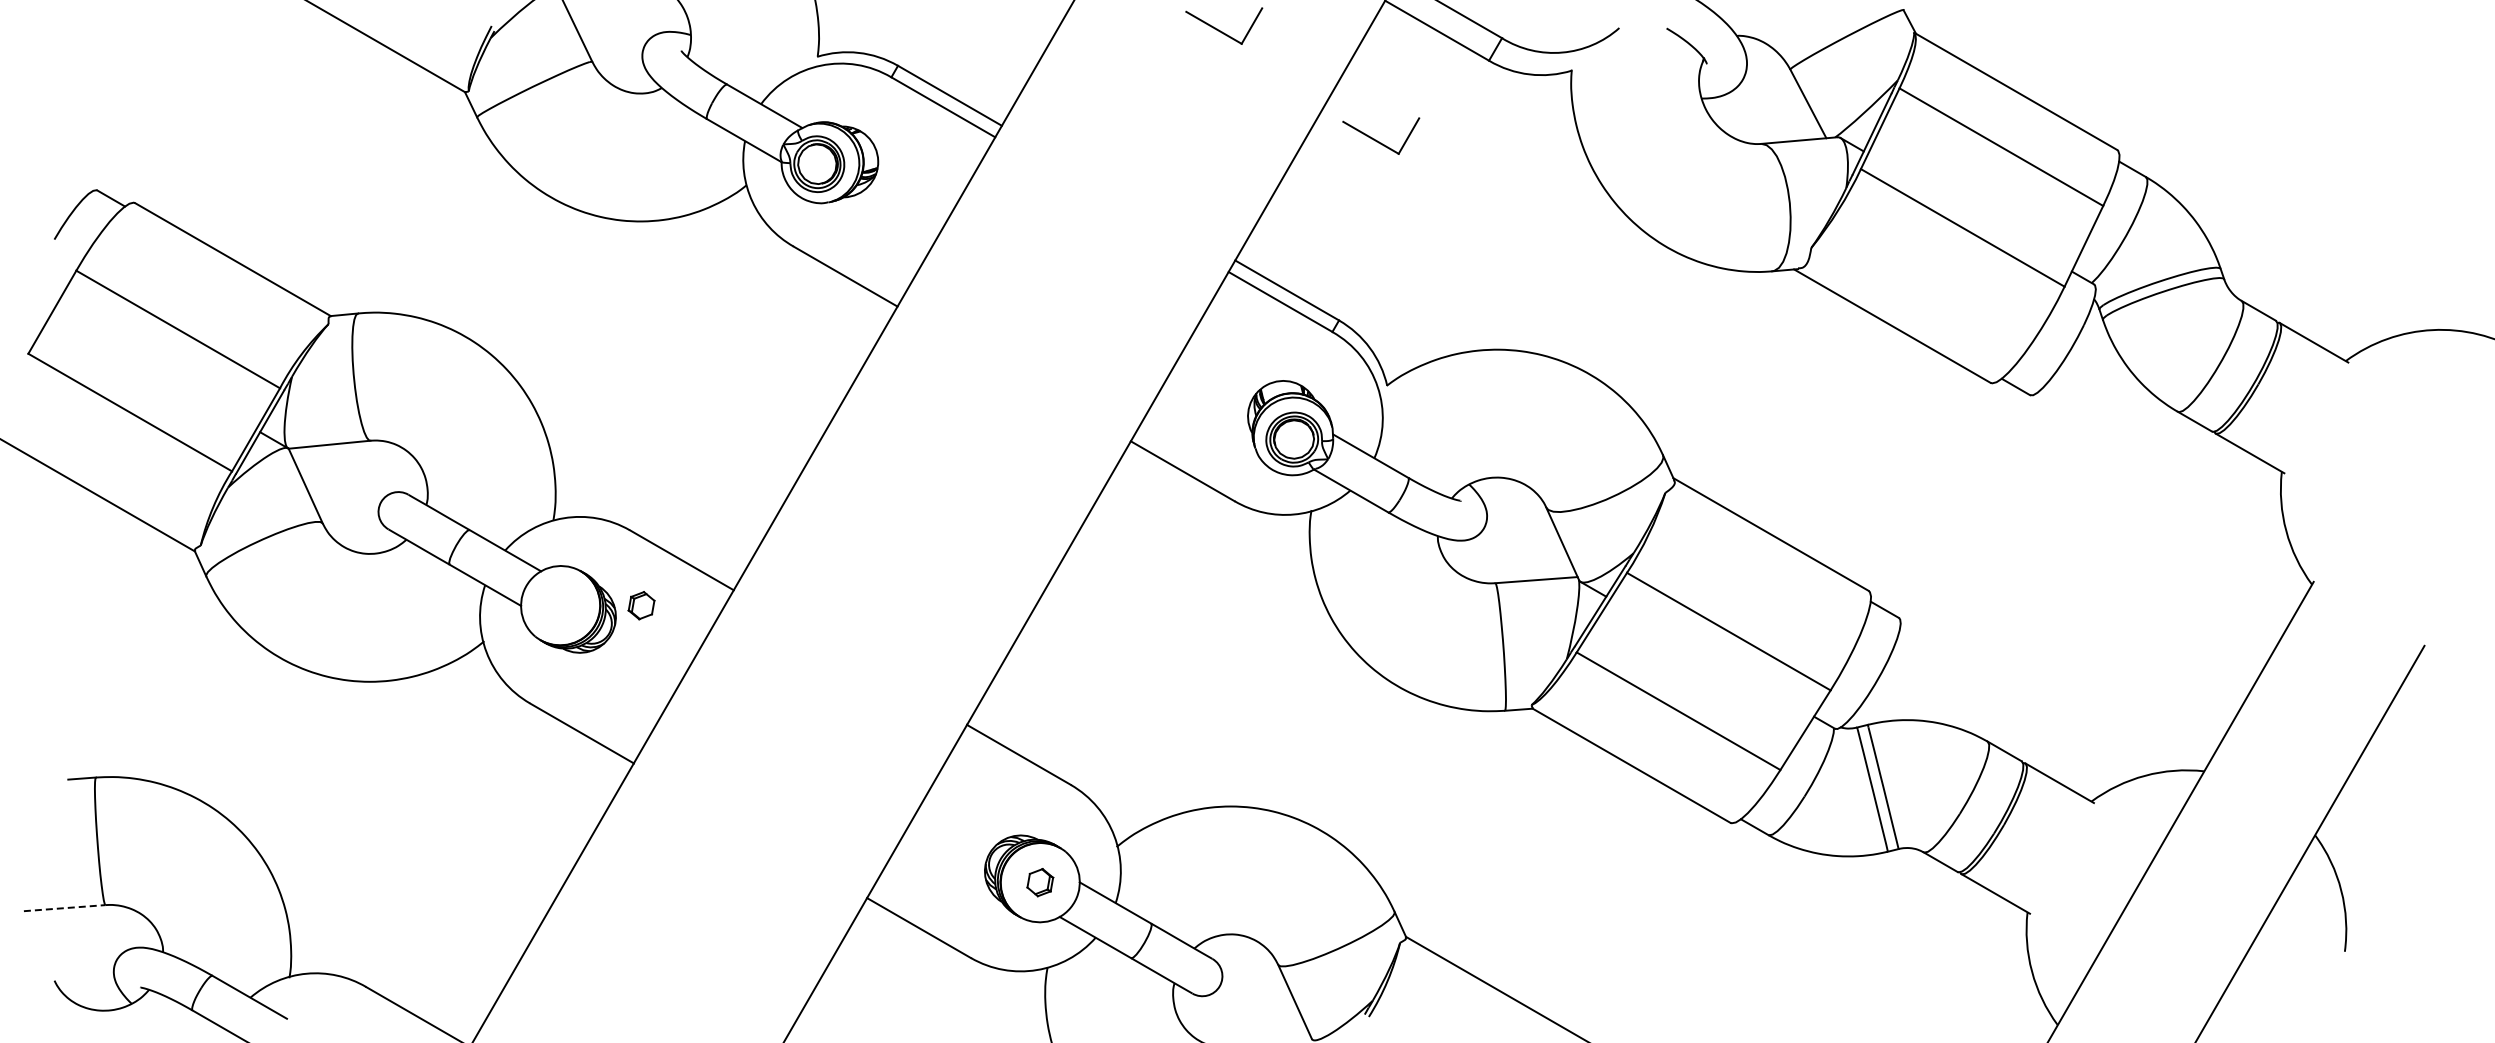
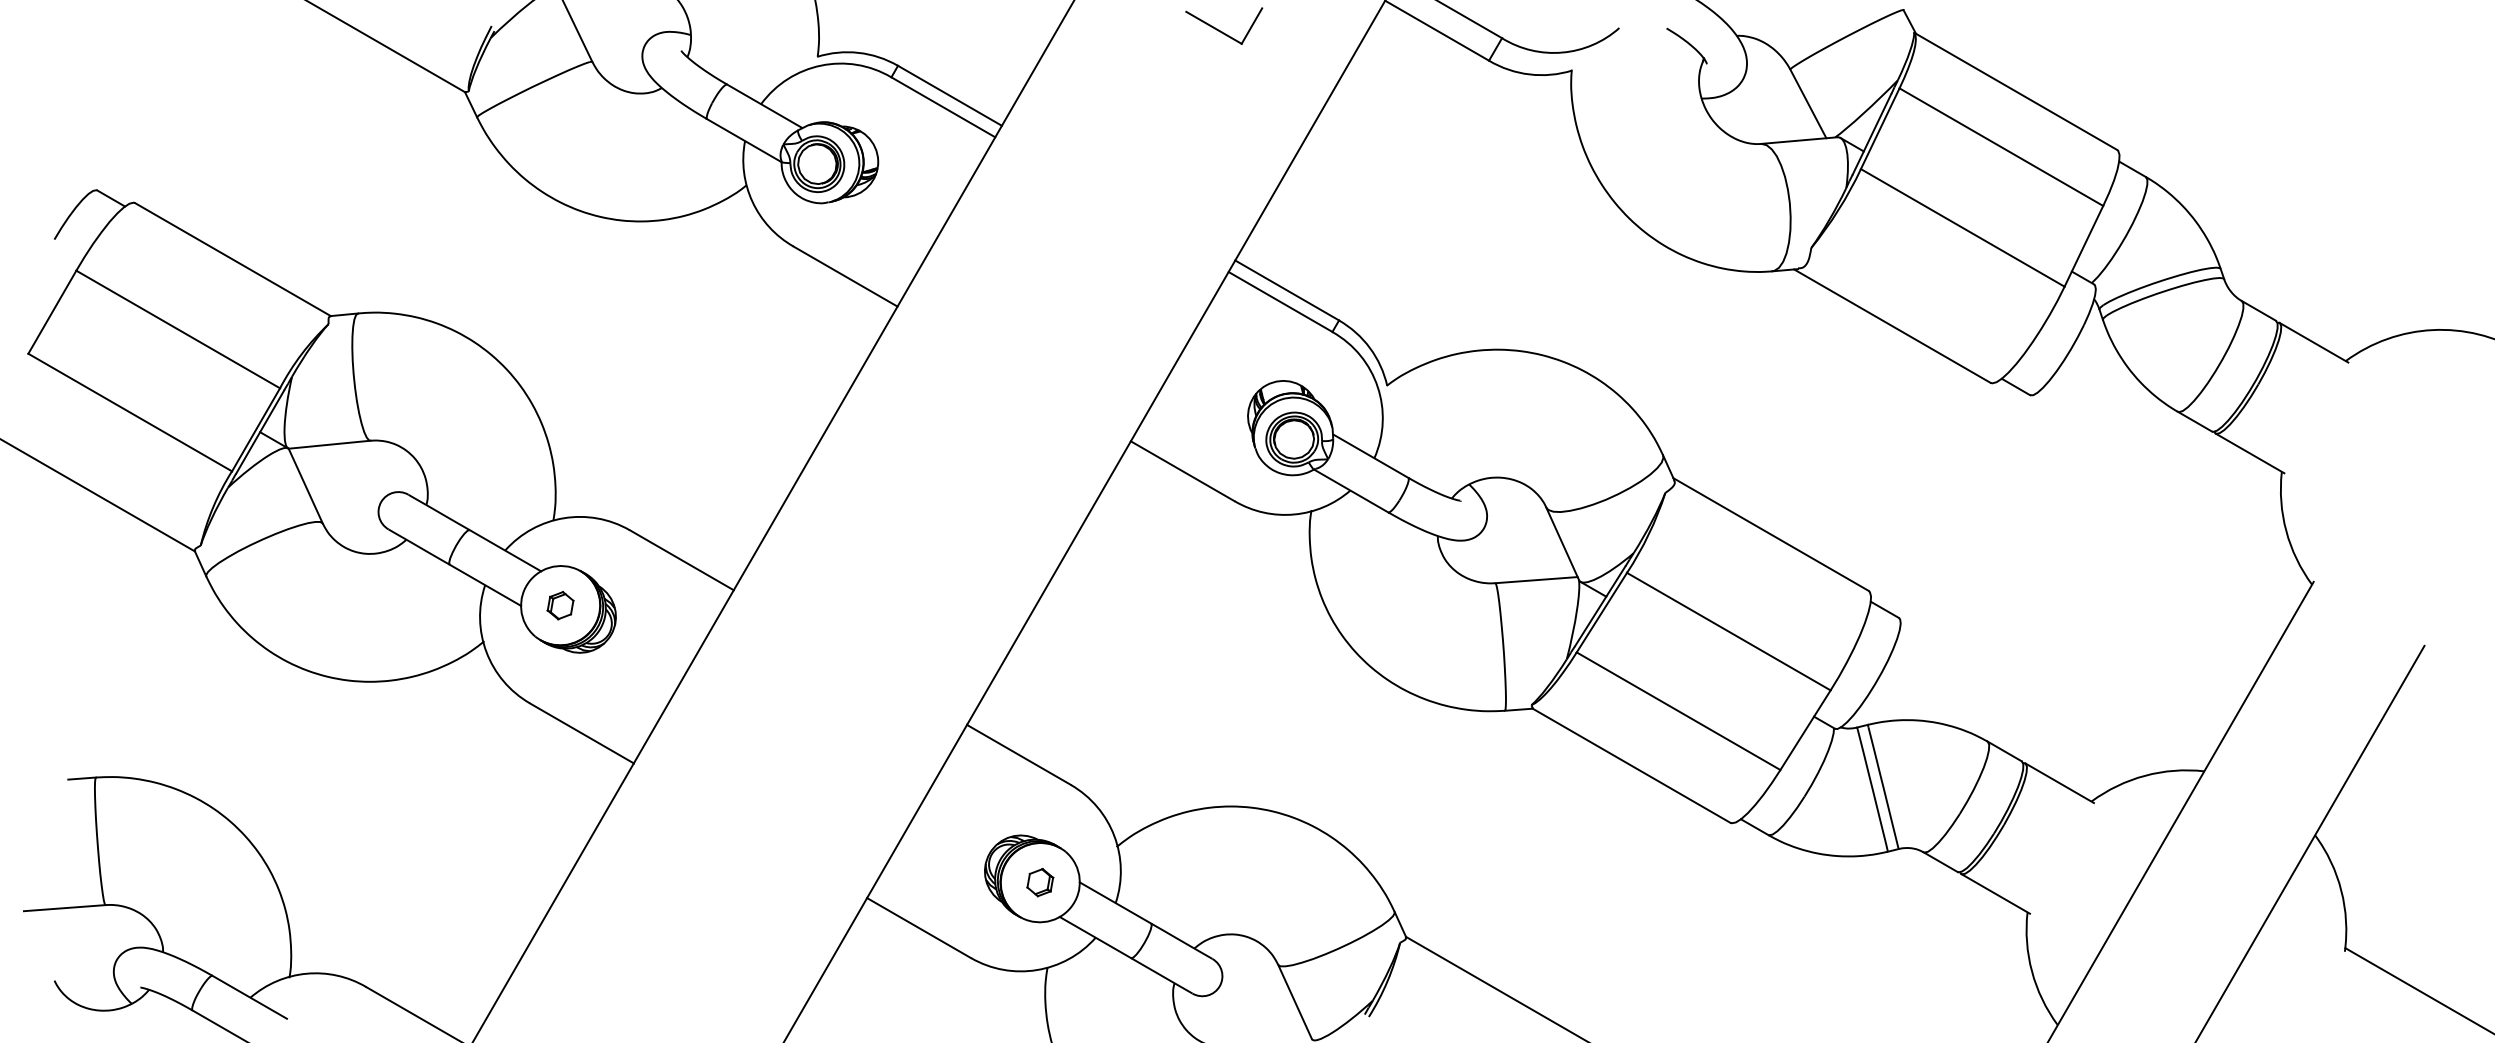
part: present -> none (1379, 141)
part position: (641, 605) -> (560, 605) (560, 605)
line: dashed -> solid (64, 908)
line: none -> present (2418, 990)
